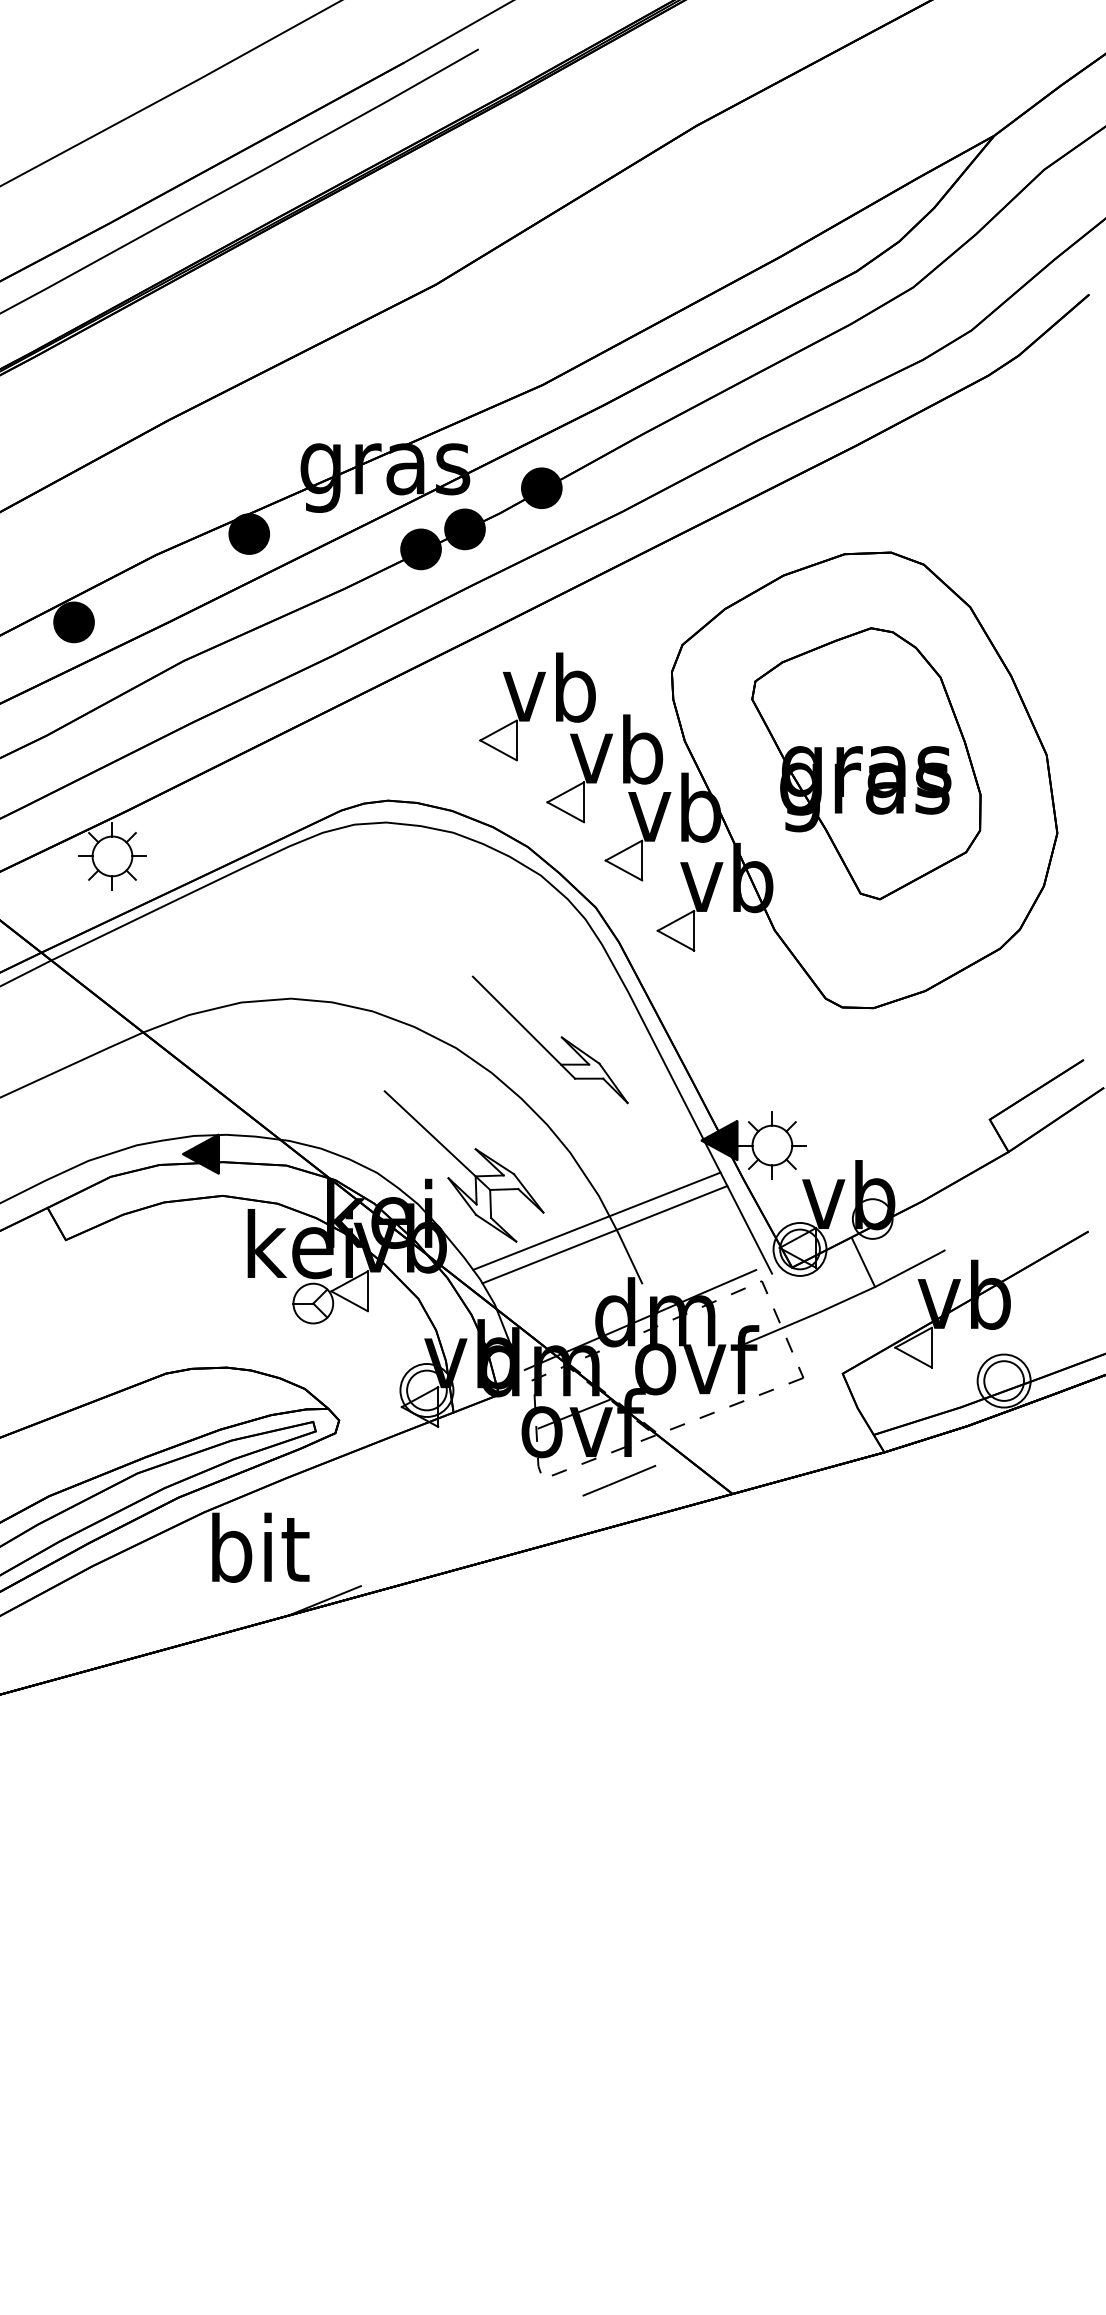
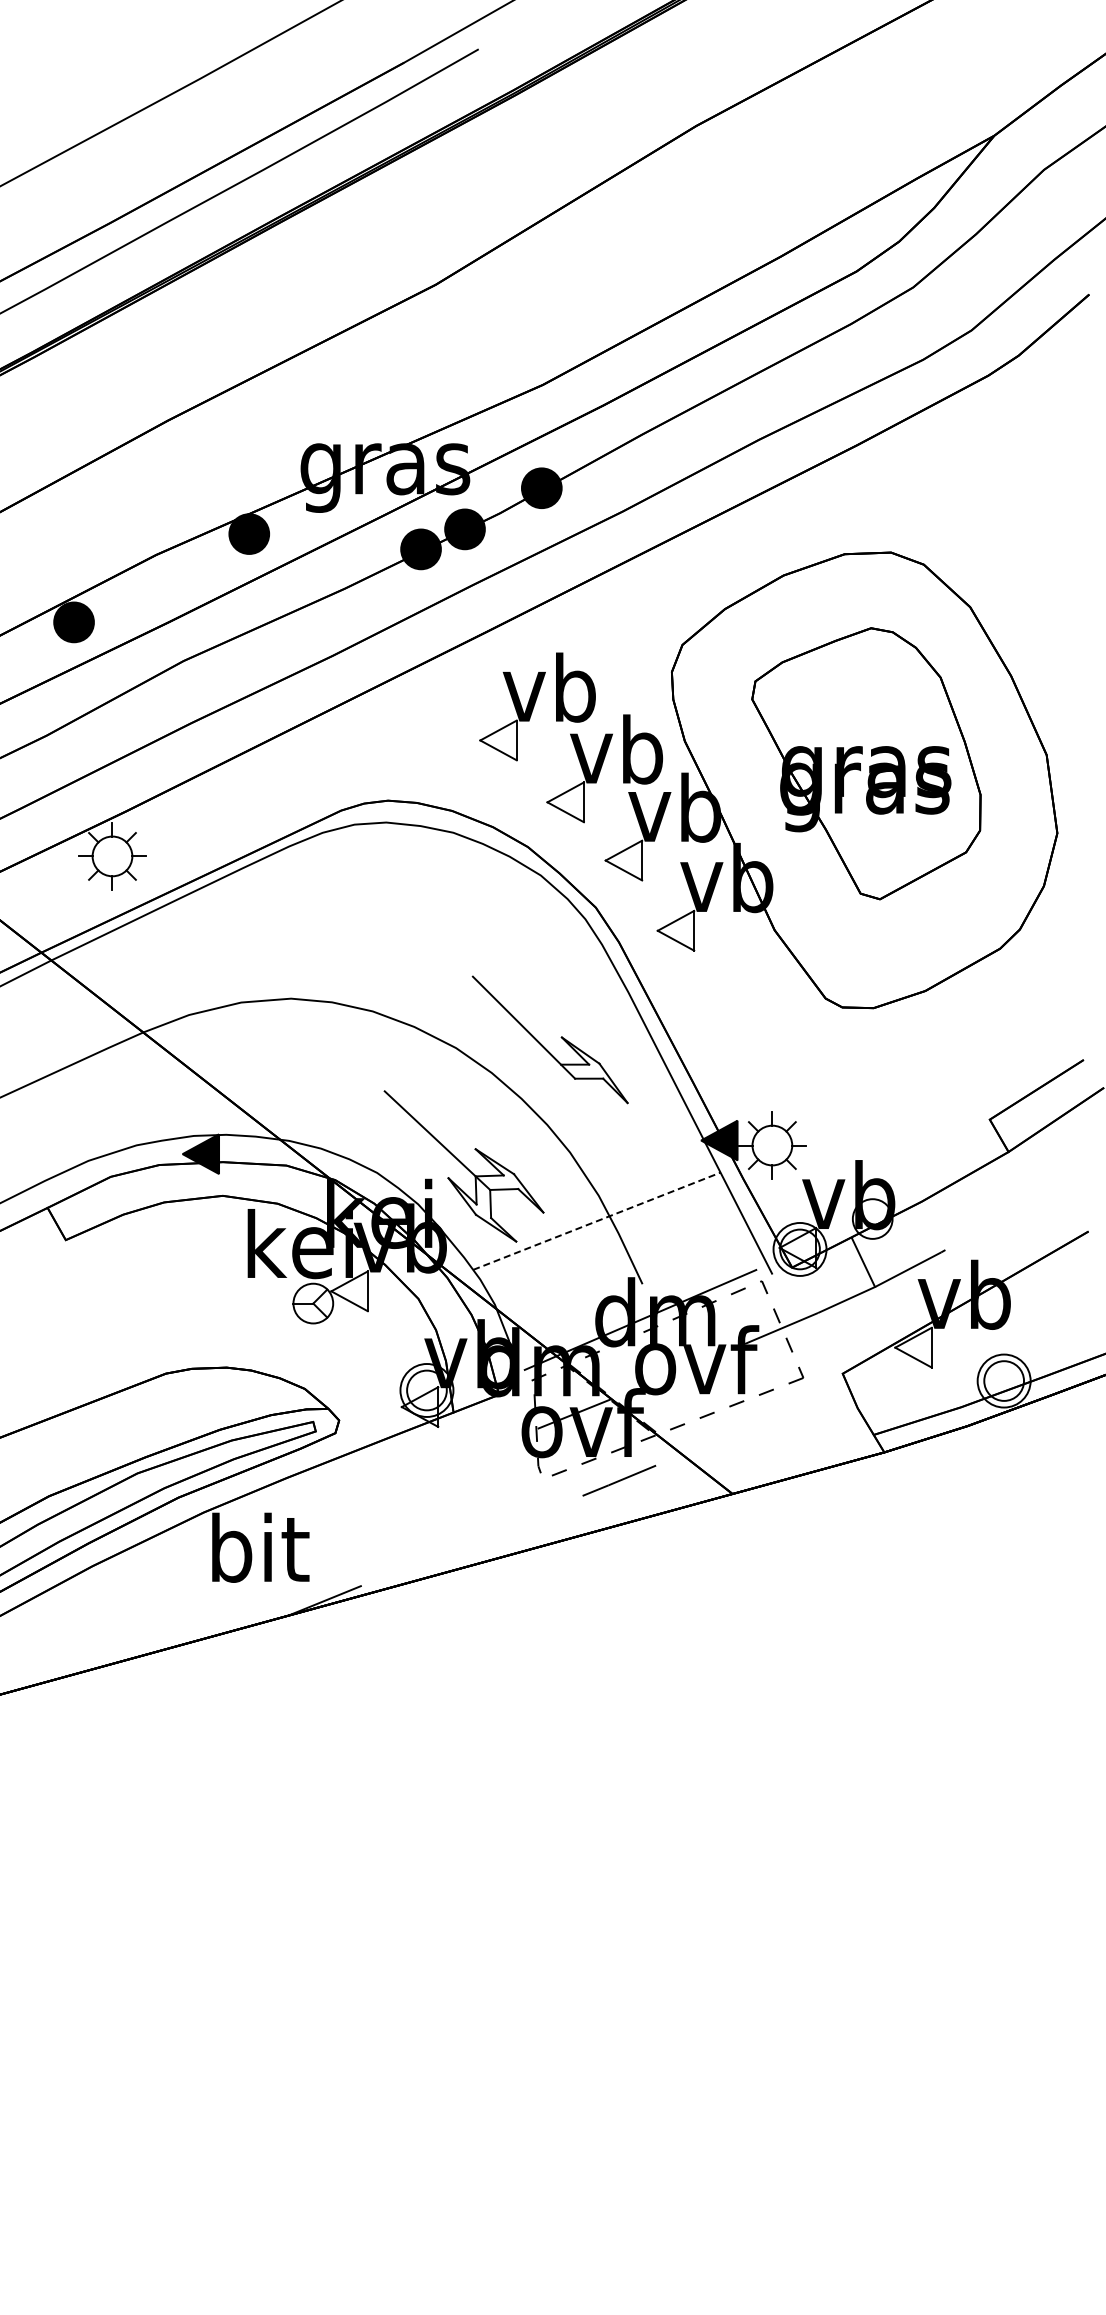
line: solid -> dashed (596, 1221)
line: present -> none (604, 1234)
